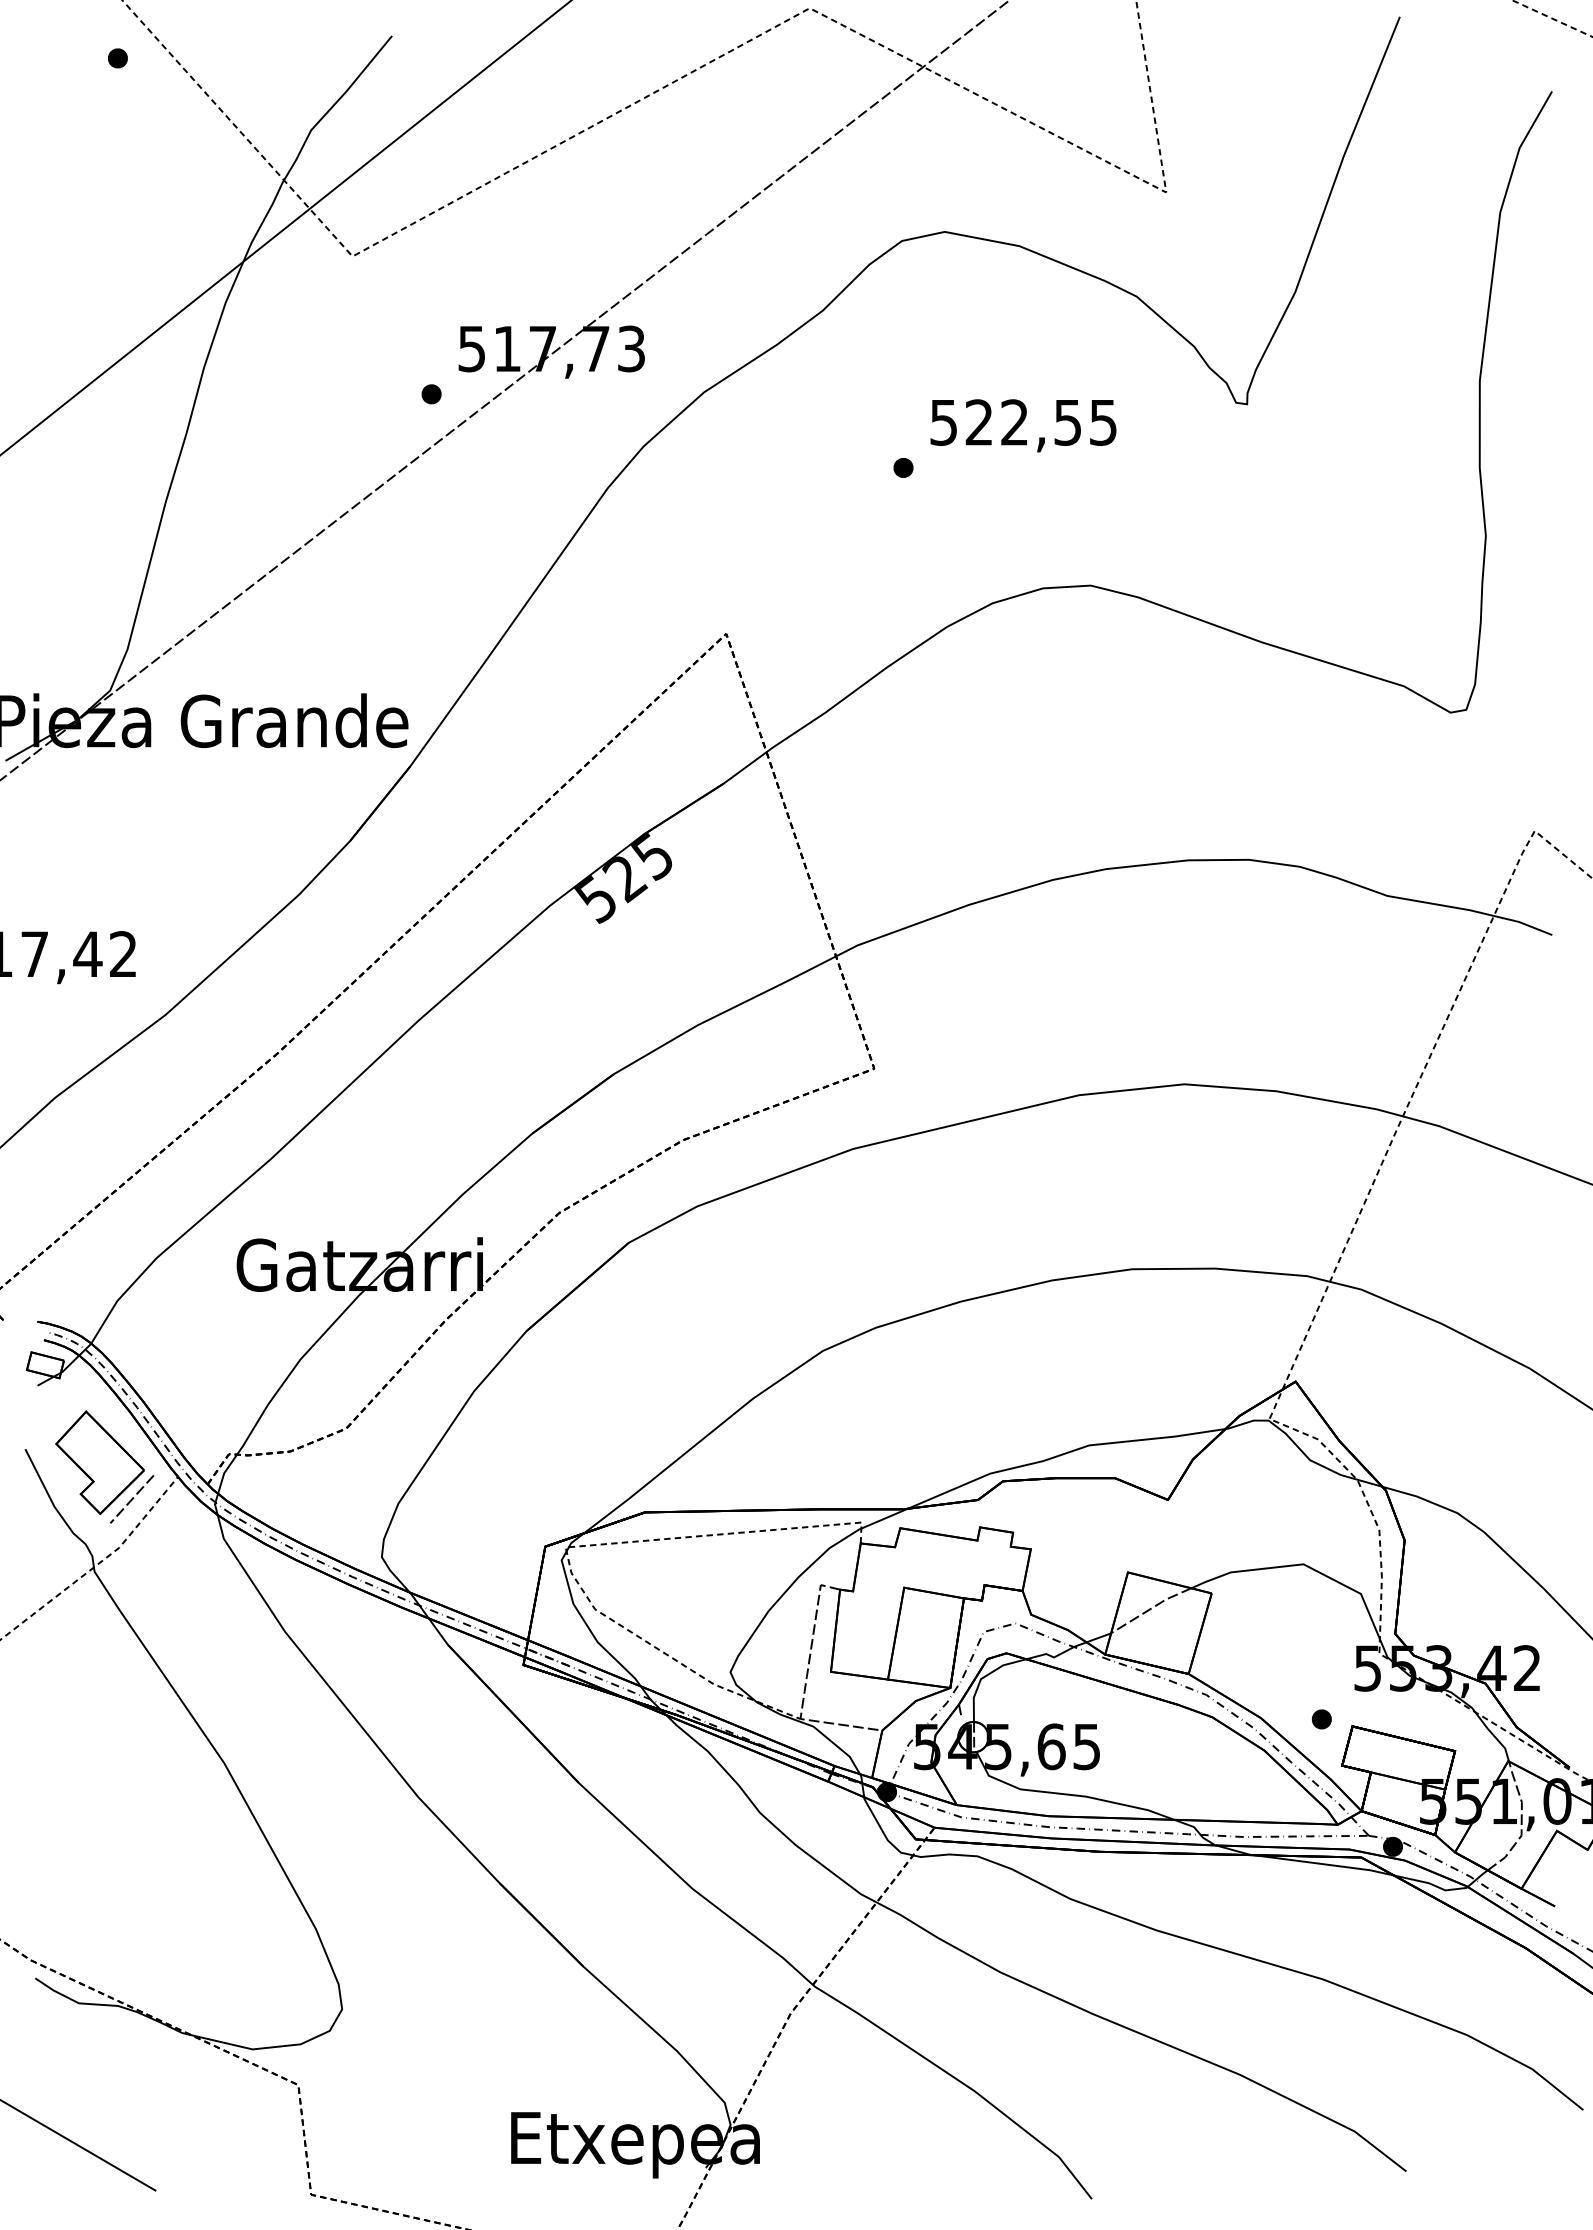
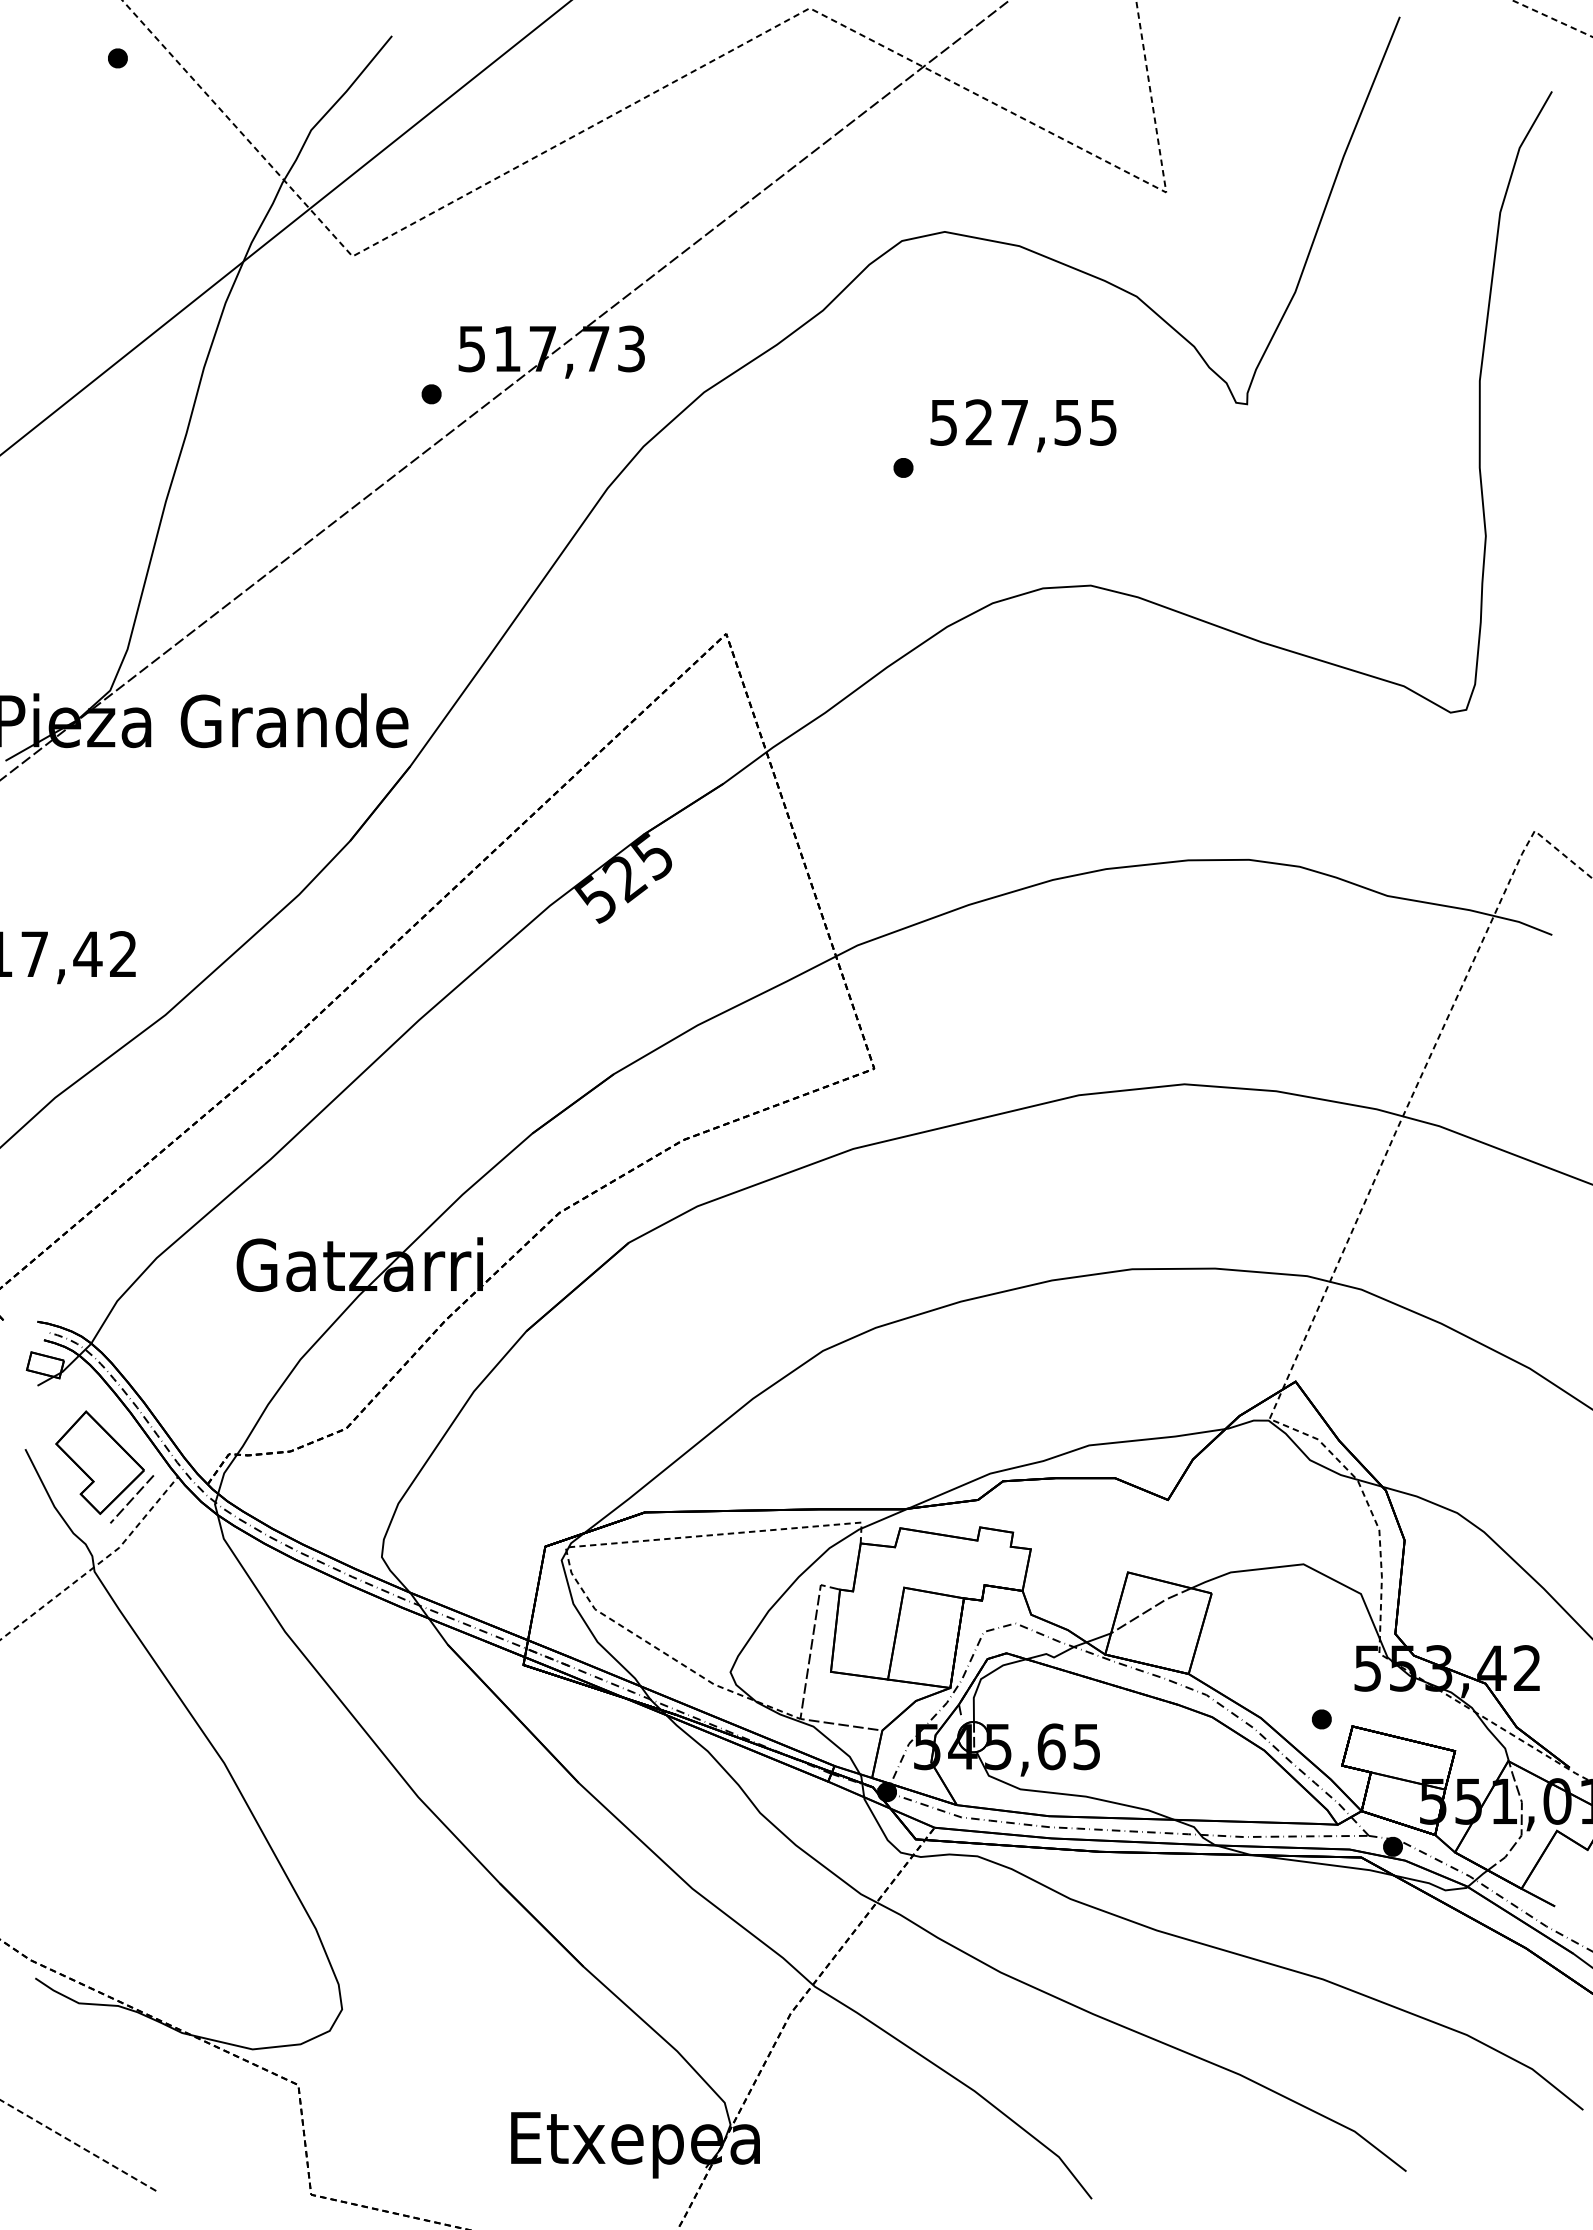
text: 522,55 -> 527,55 (1014, 422)
line: solid -> dashed (77, 2145)
